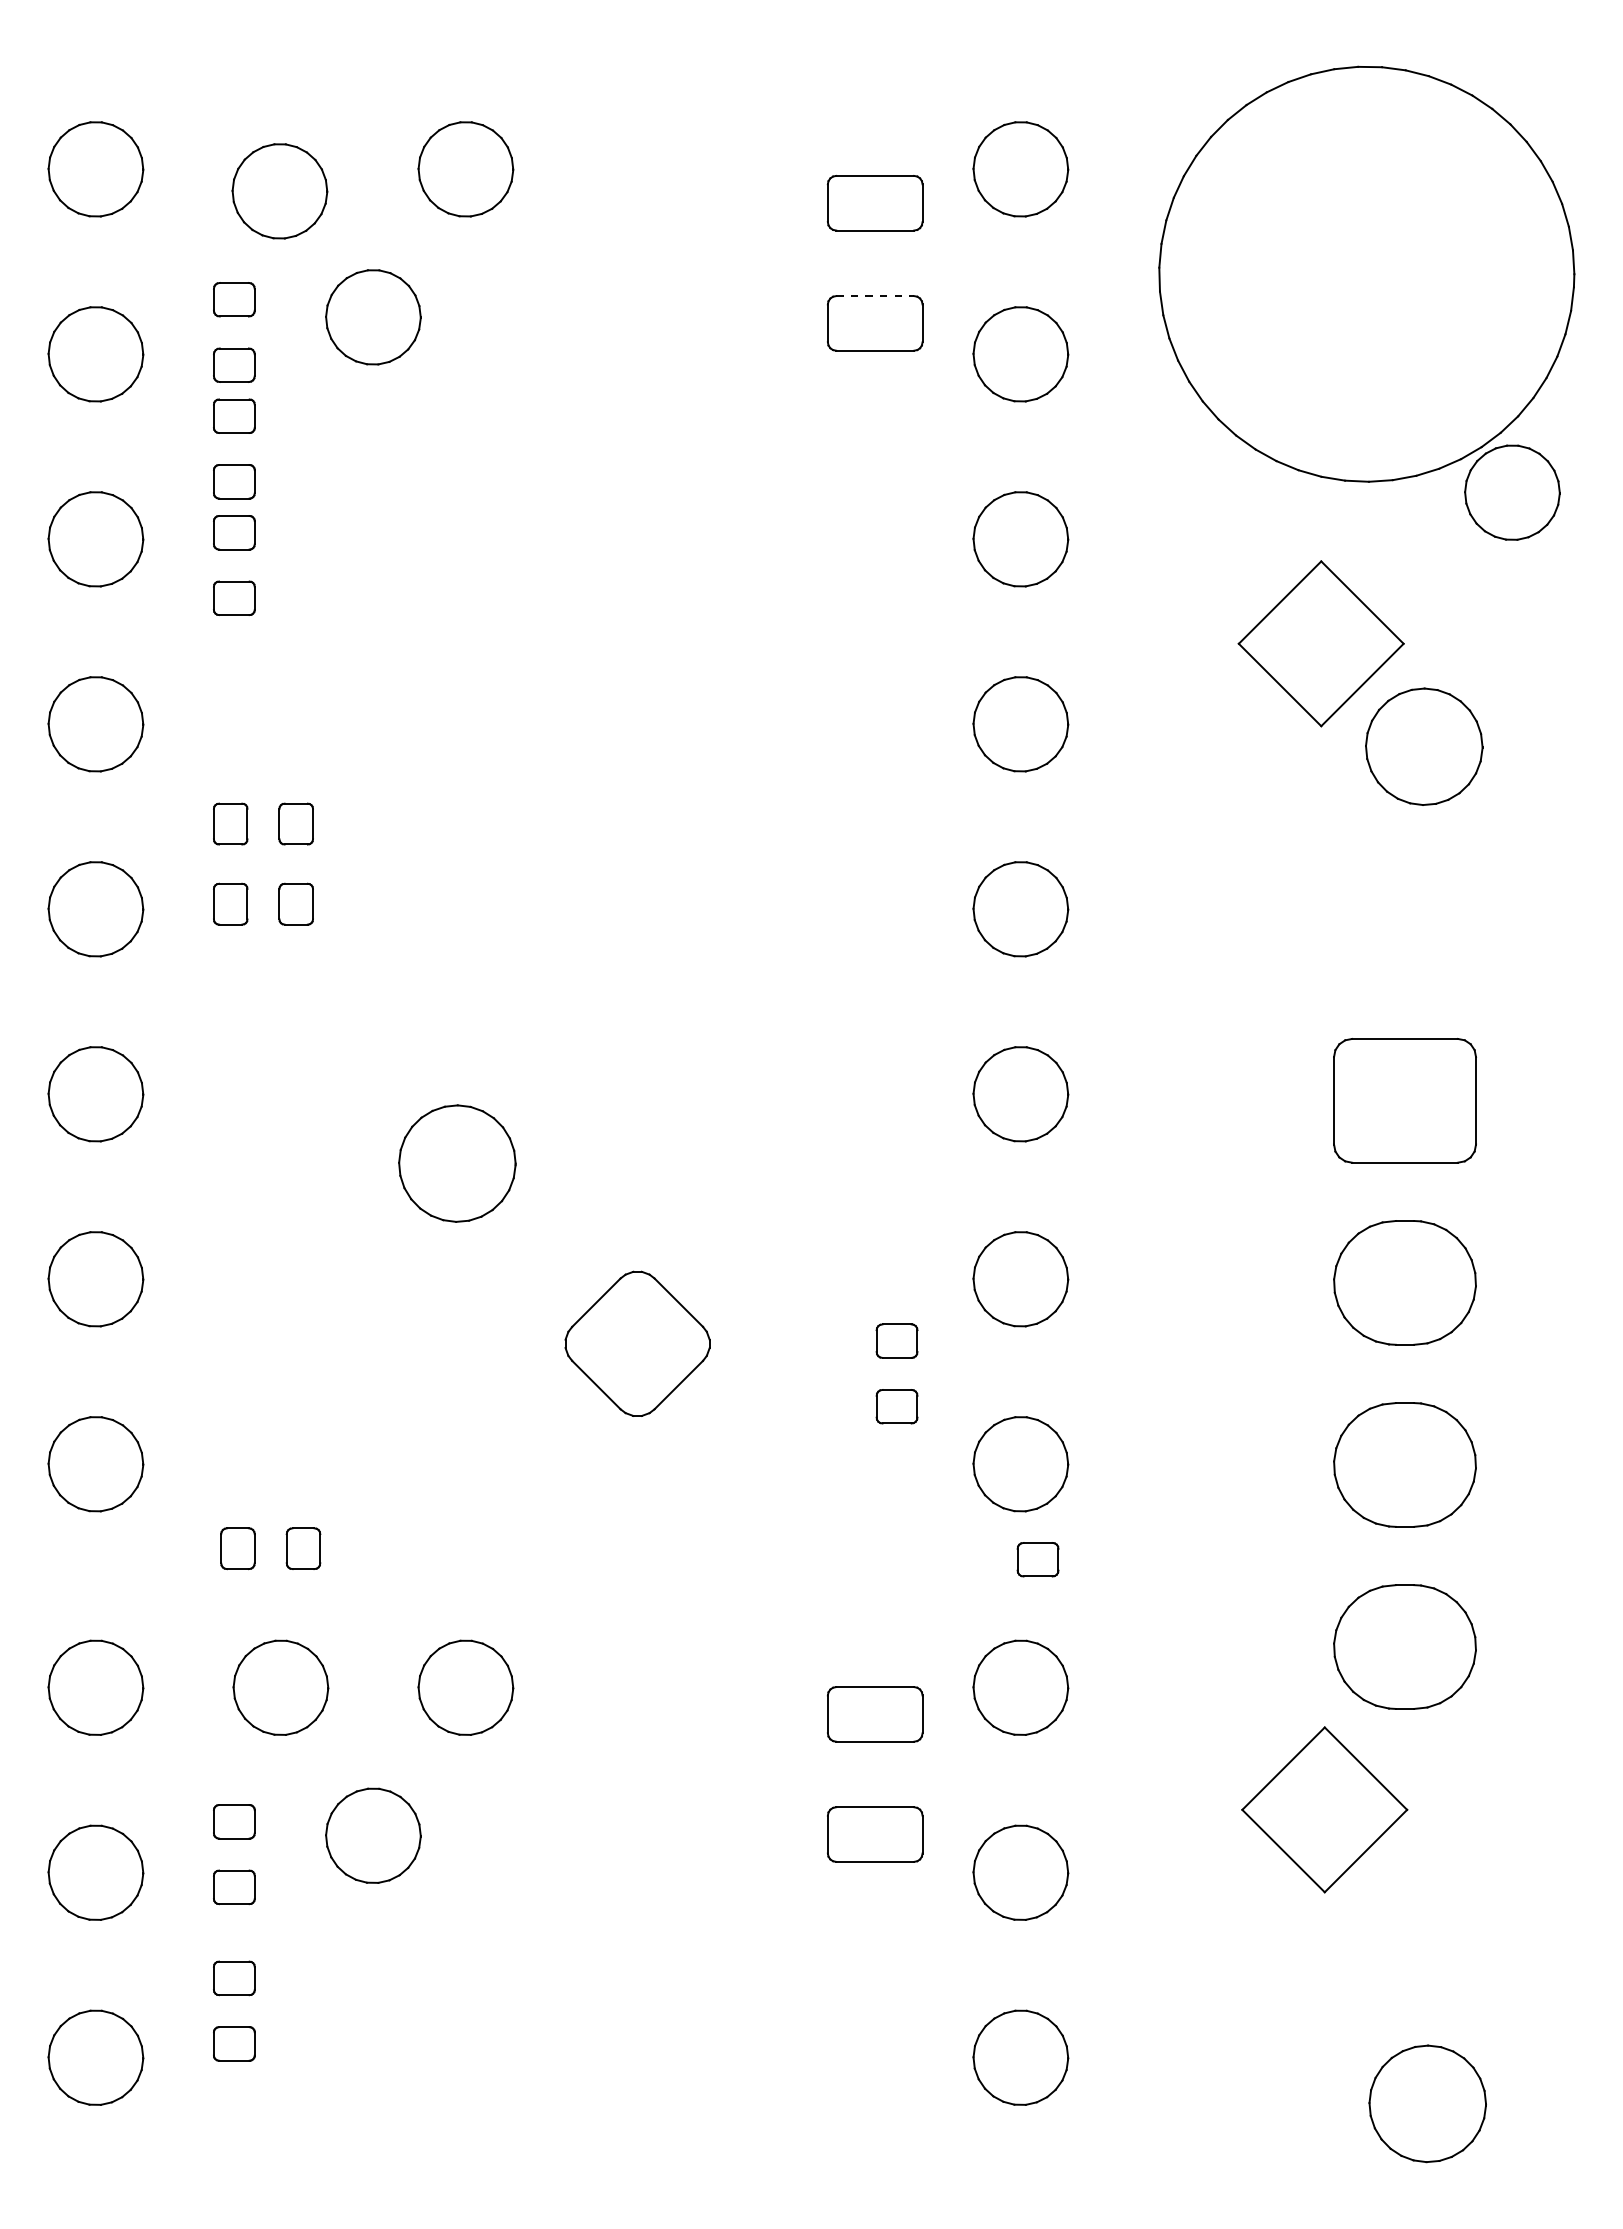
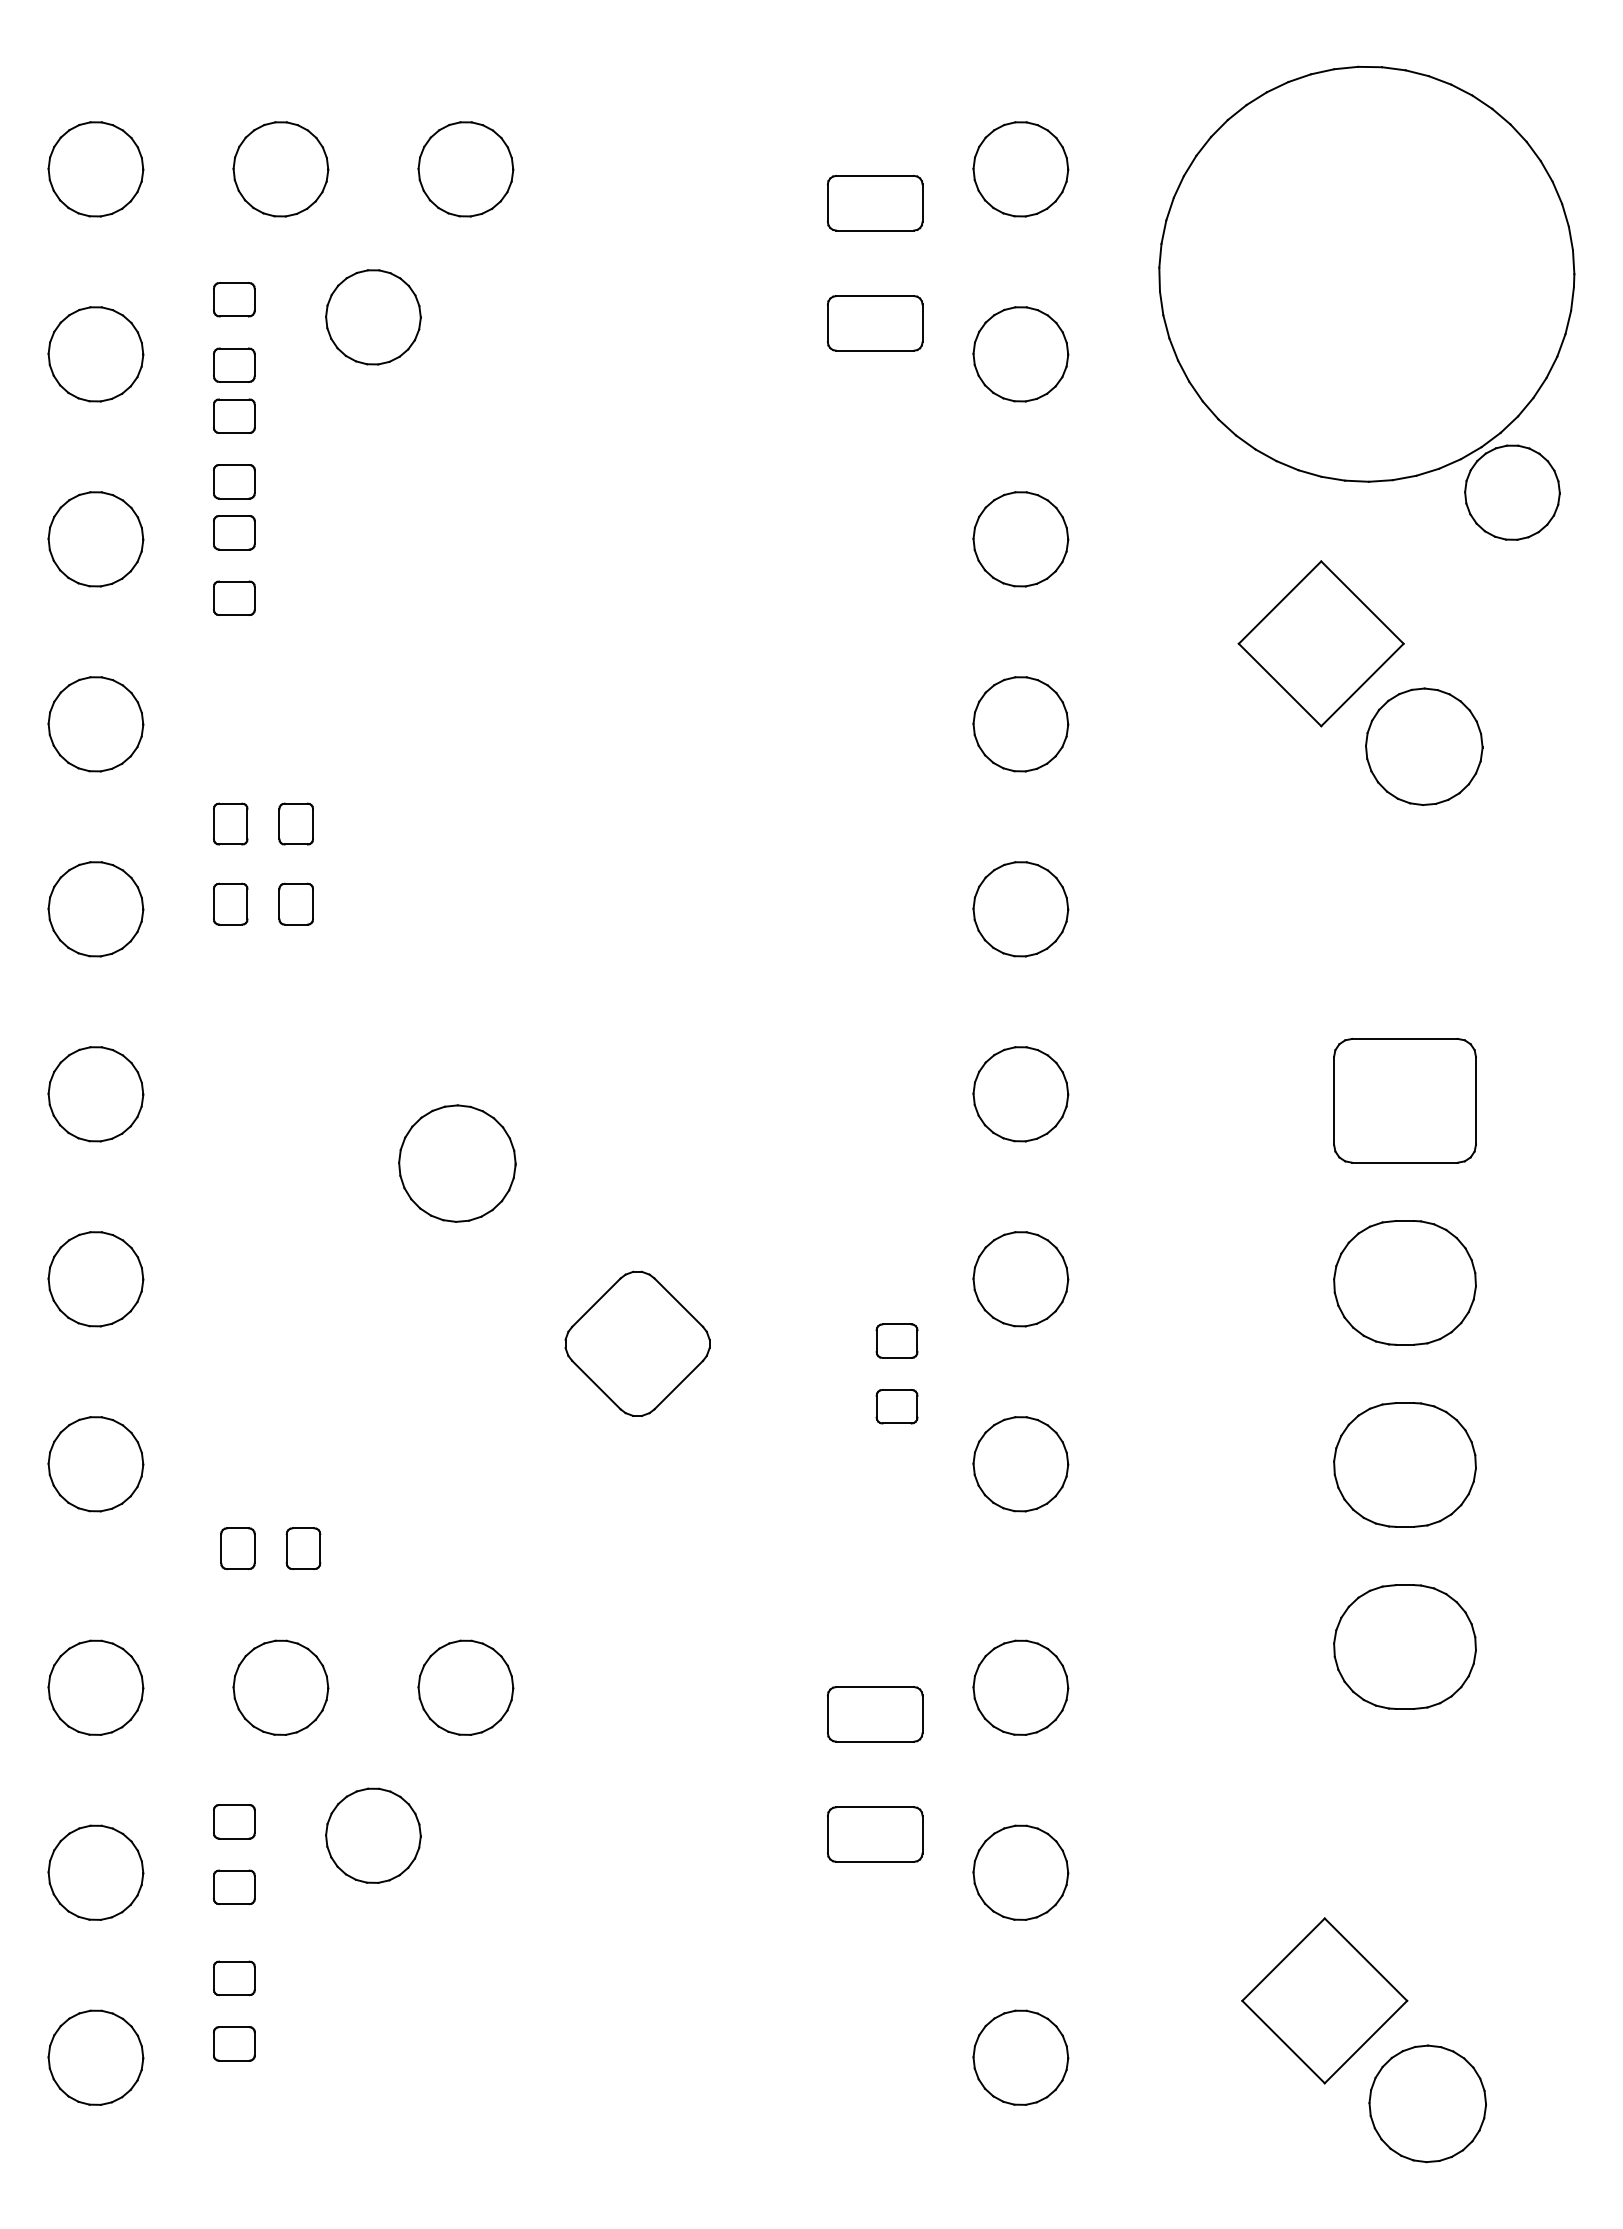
part position: (279, 191) -> (280, 169) (280, 169)
line: dashed -> solid (875, 296)
part: present -> none (1037, 1559)
part position: (1324, 1809) -> (1324, 2000) (1324, 2000)
